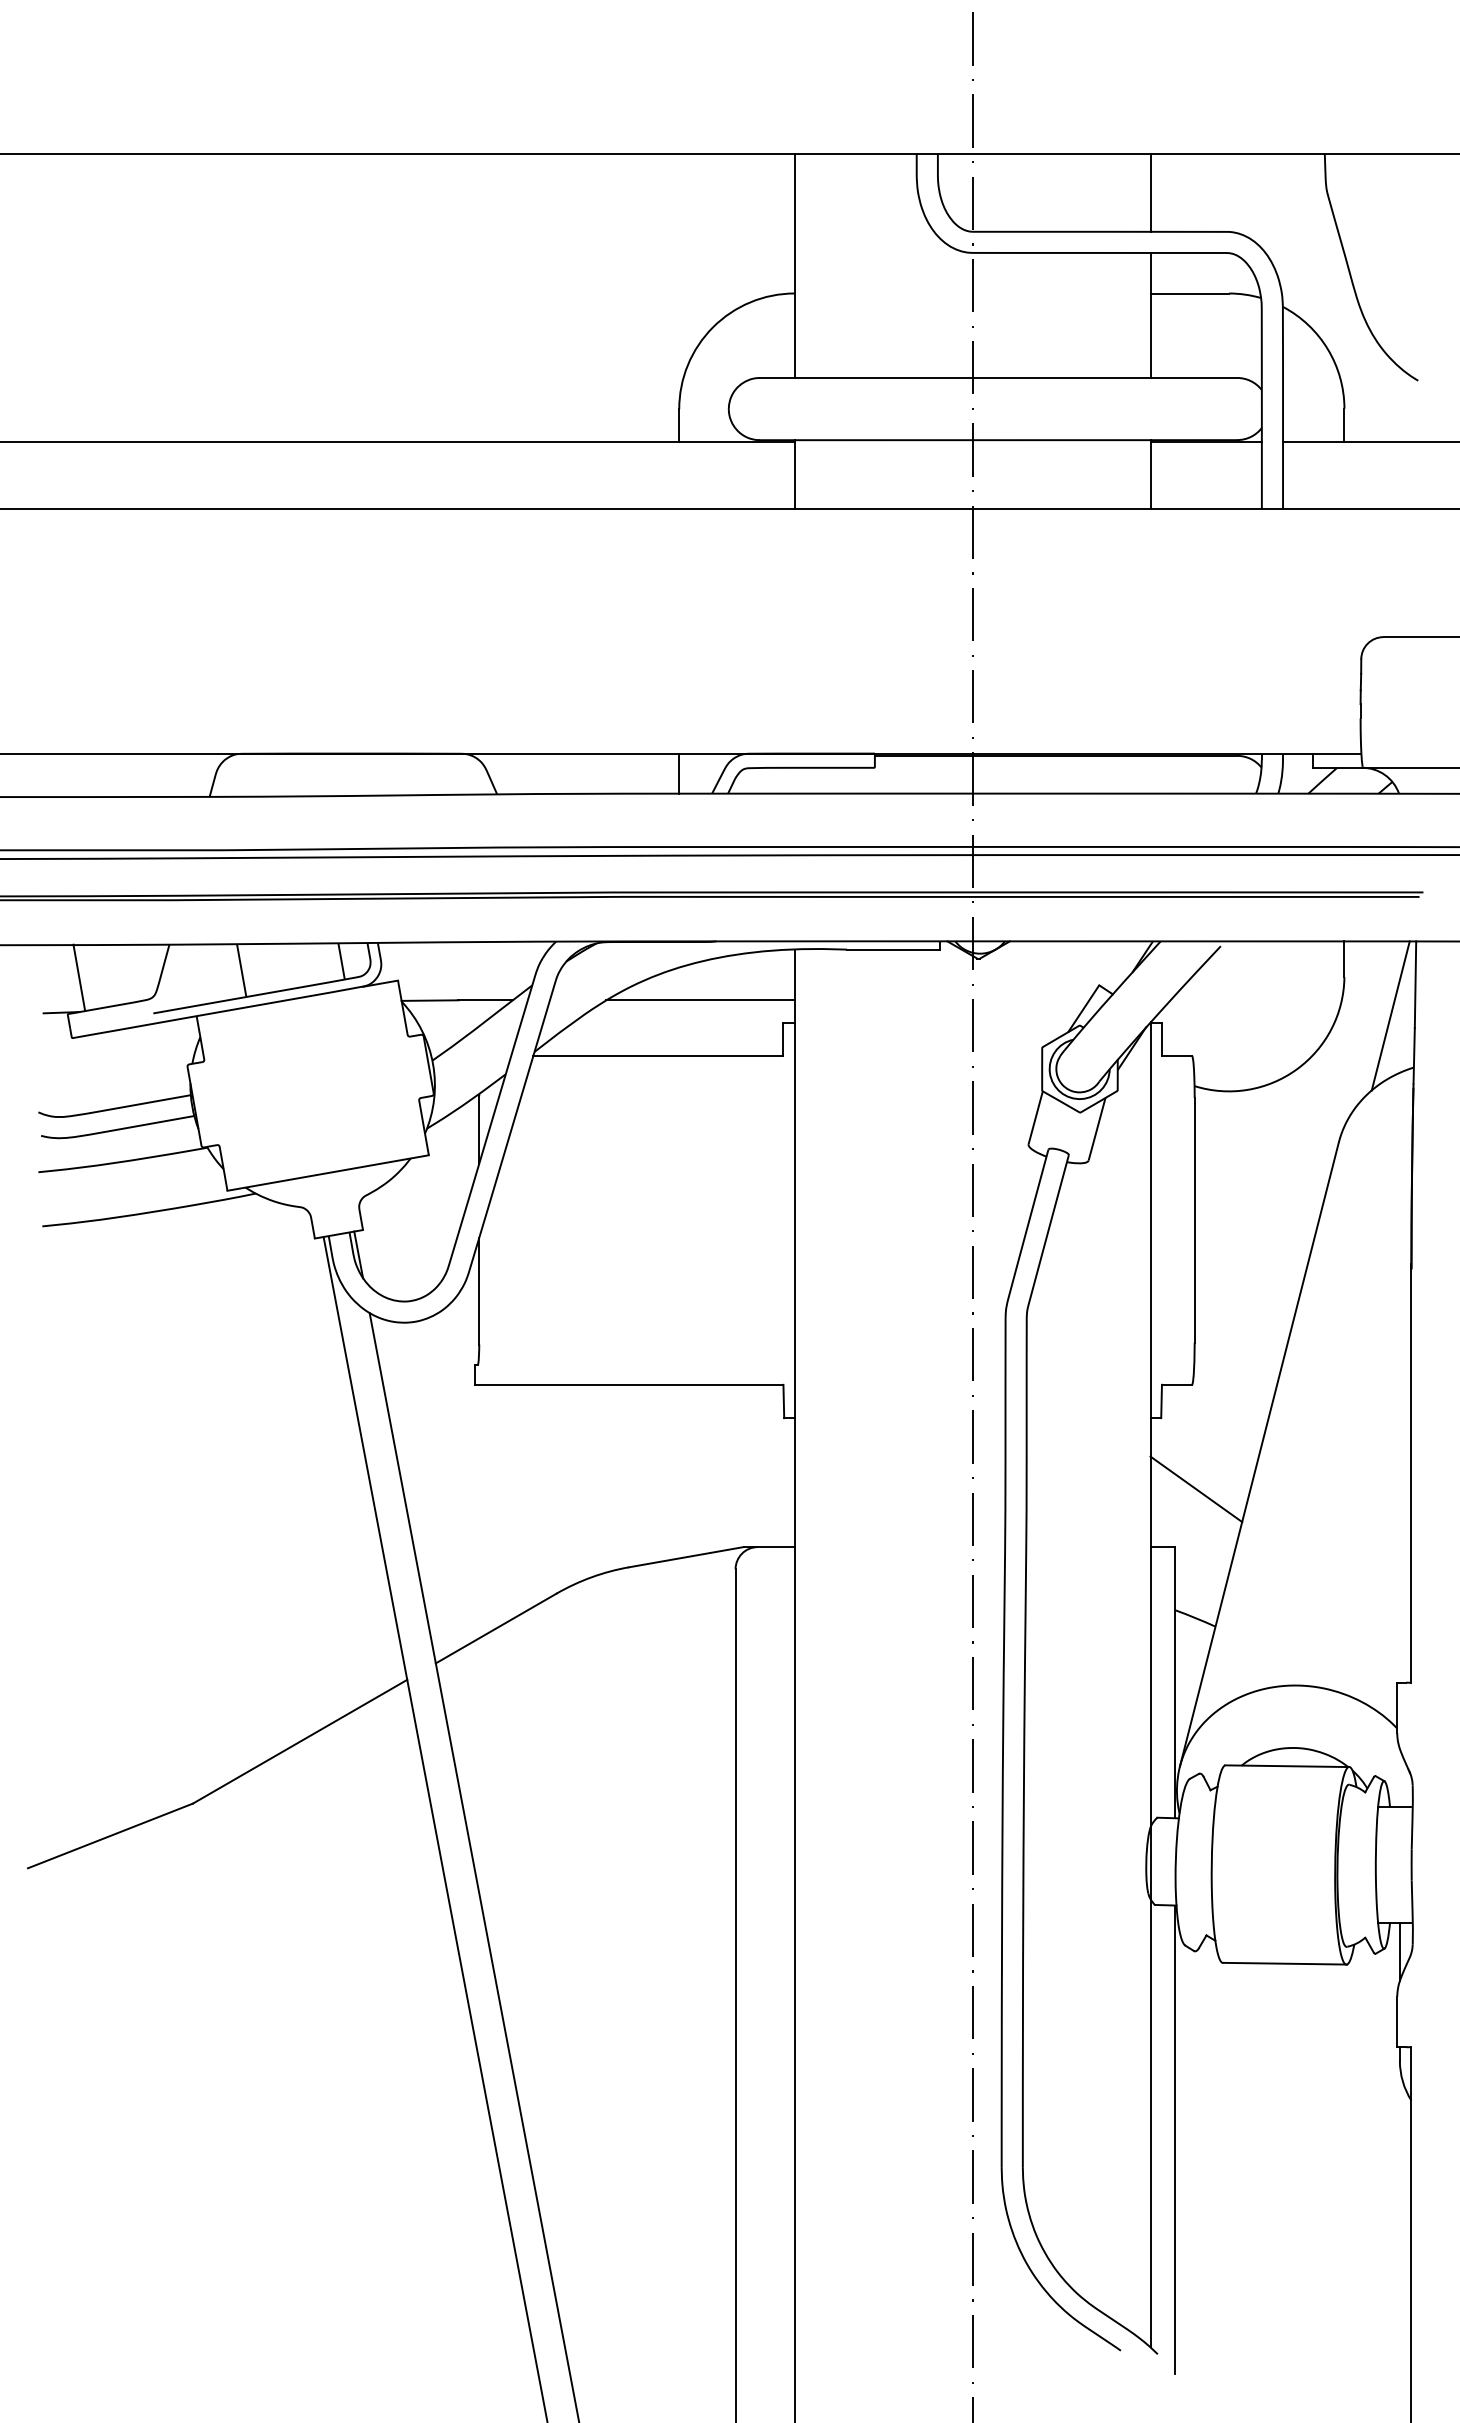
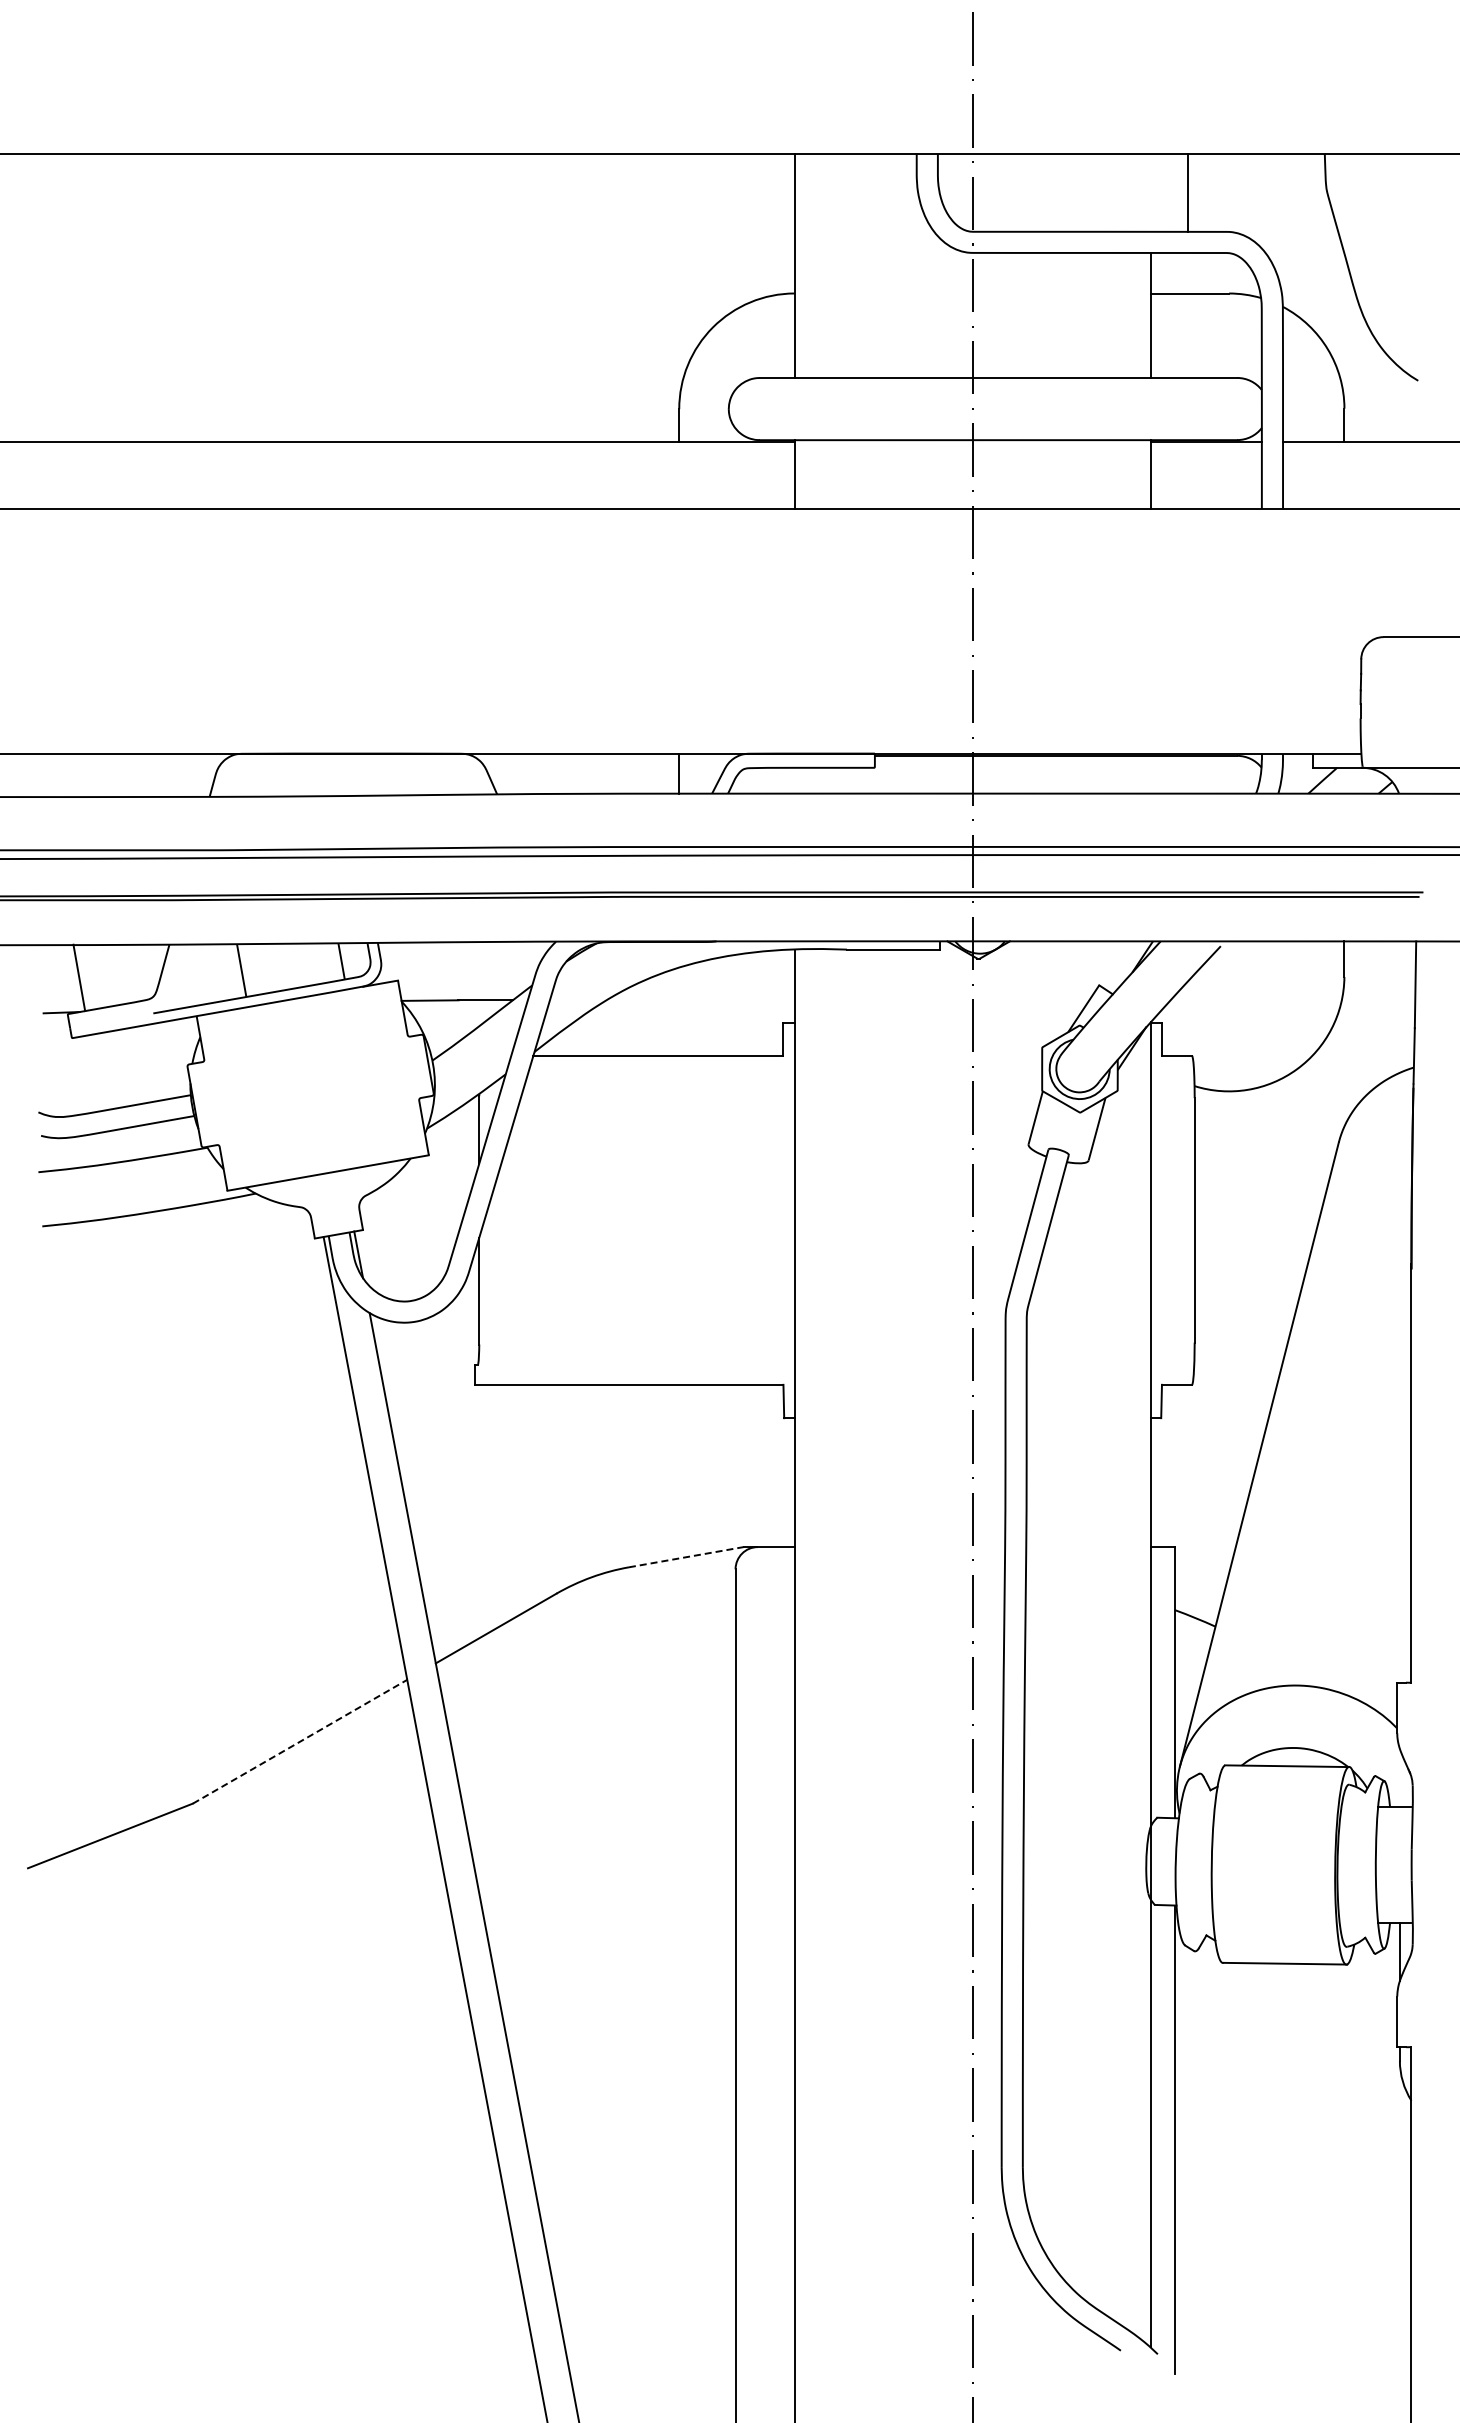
line position: (1150, 192) -> (1187, 192) (1187, 192)
line: present -> none (700, 1000)
line: present -> none (1390, 1015)
line: present -> none (1196, 1489)
line: solid -> dashed (686, 1557)
line: solid -> dashed (300, 1741)
